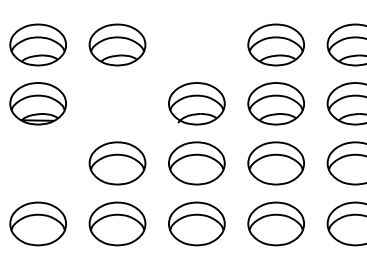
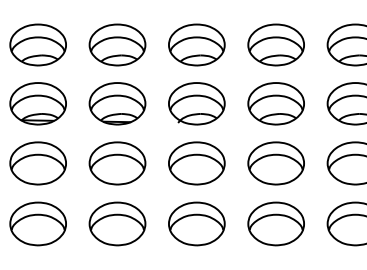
part: none -> present (196, 44)
part: none -> present (117, 103)
part: none -> present (37, 163)
